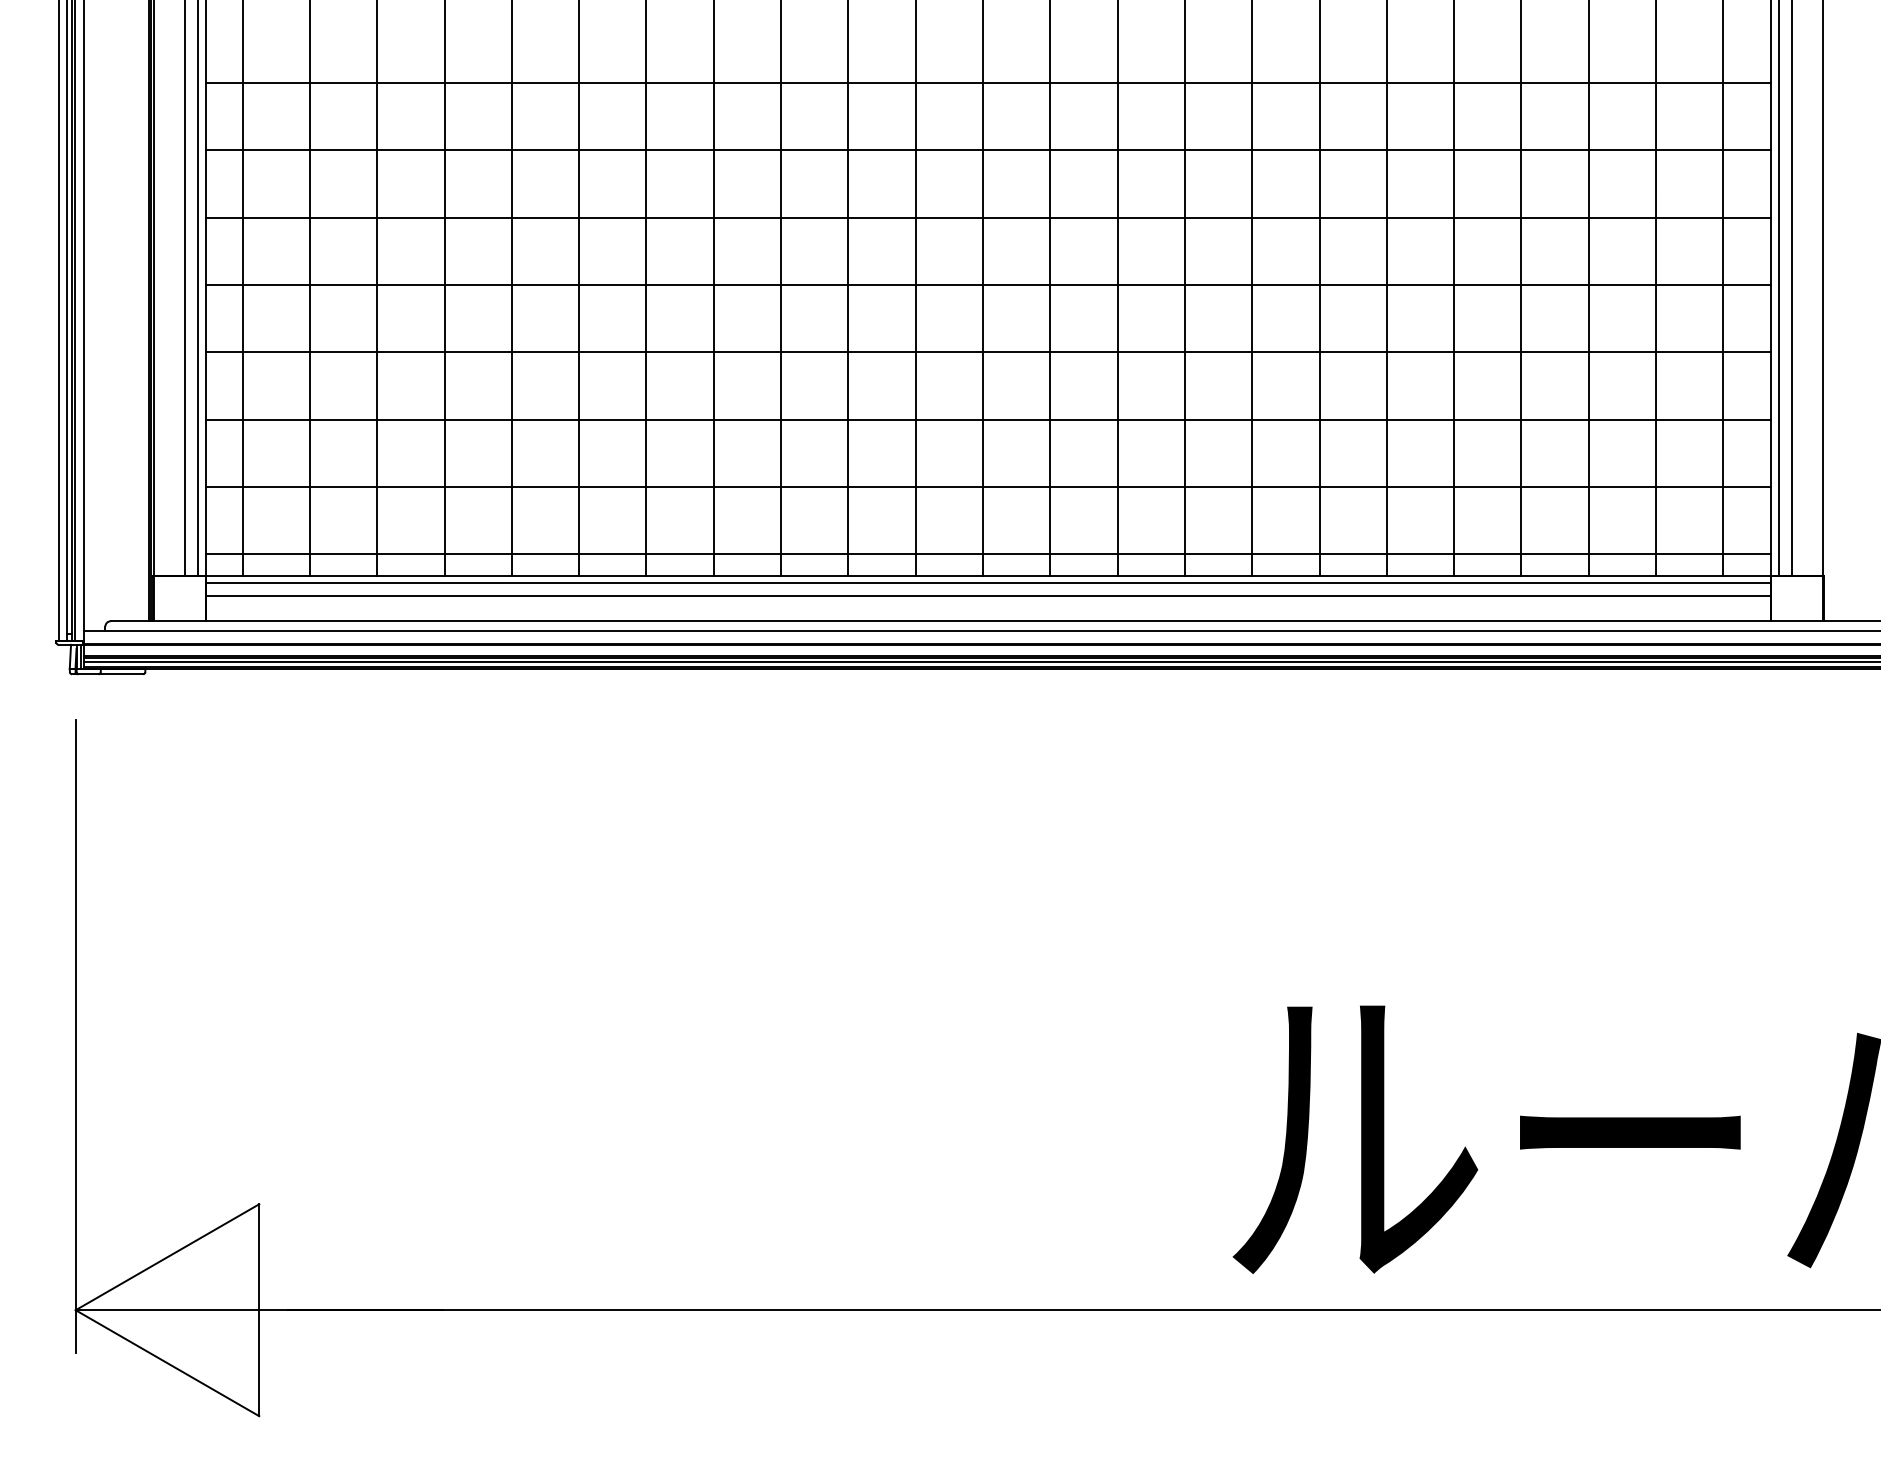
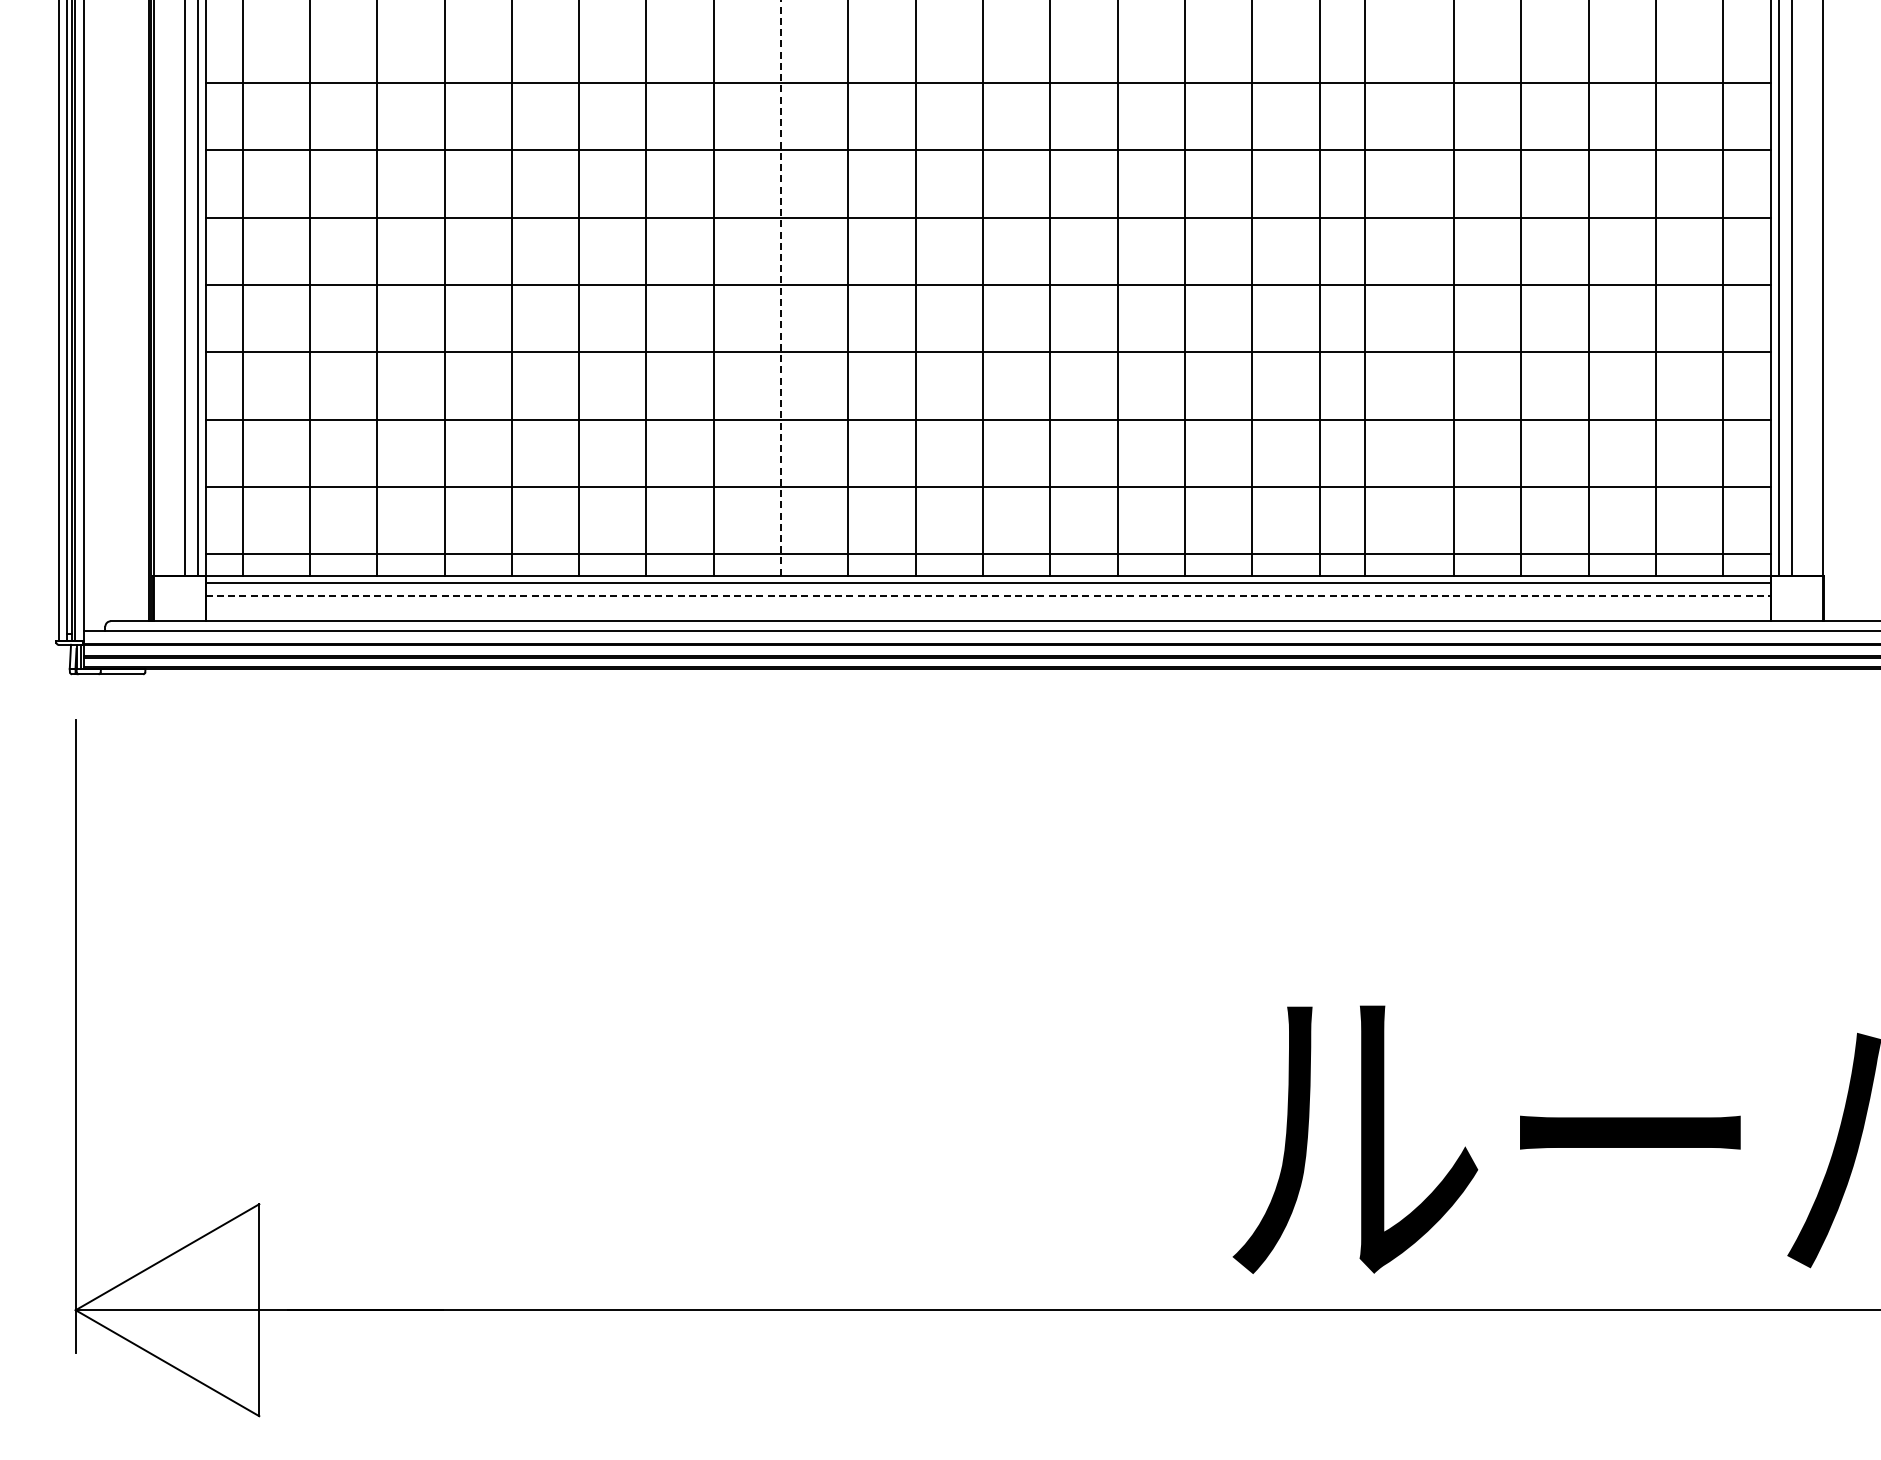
line: solid -> dashed (781, 287)
line position: (1386, 288) -> (1364, 288) (1364, 288)
line: solid -> dashed (988, 596)
line: present -> none (980, 662)
